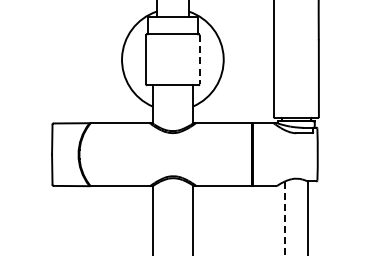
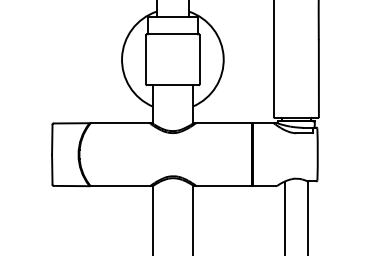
line: dashed -> solid (199, 59)
line: dashed -> solid (284, 218)
